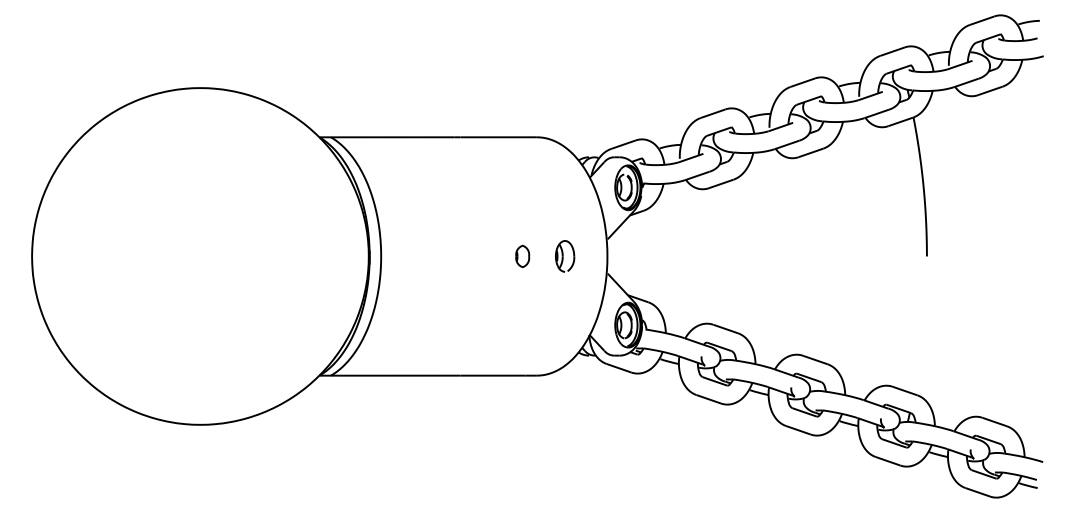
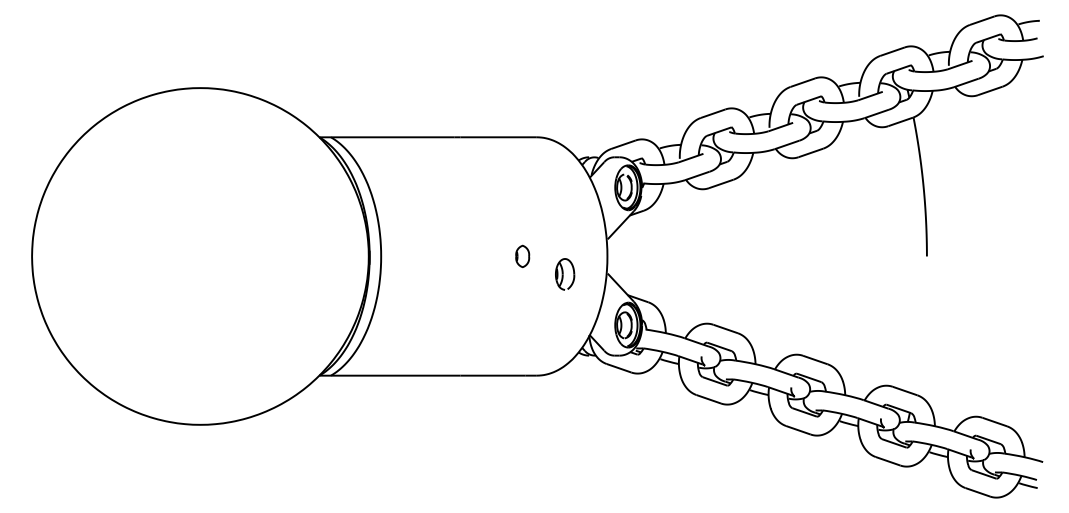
part position: (565, 256) -> (565, 274) (565, 274)
